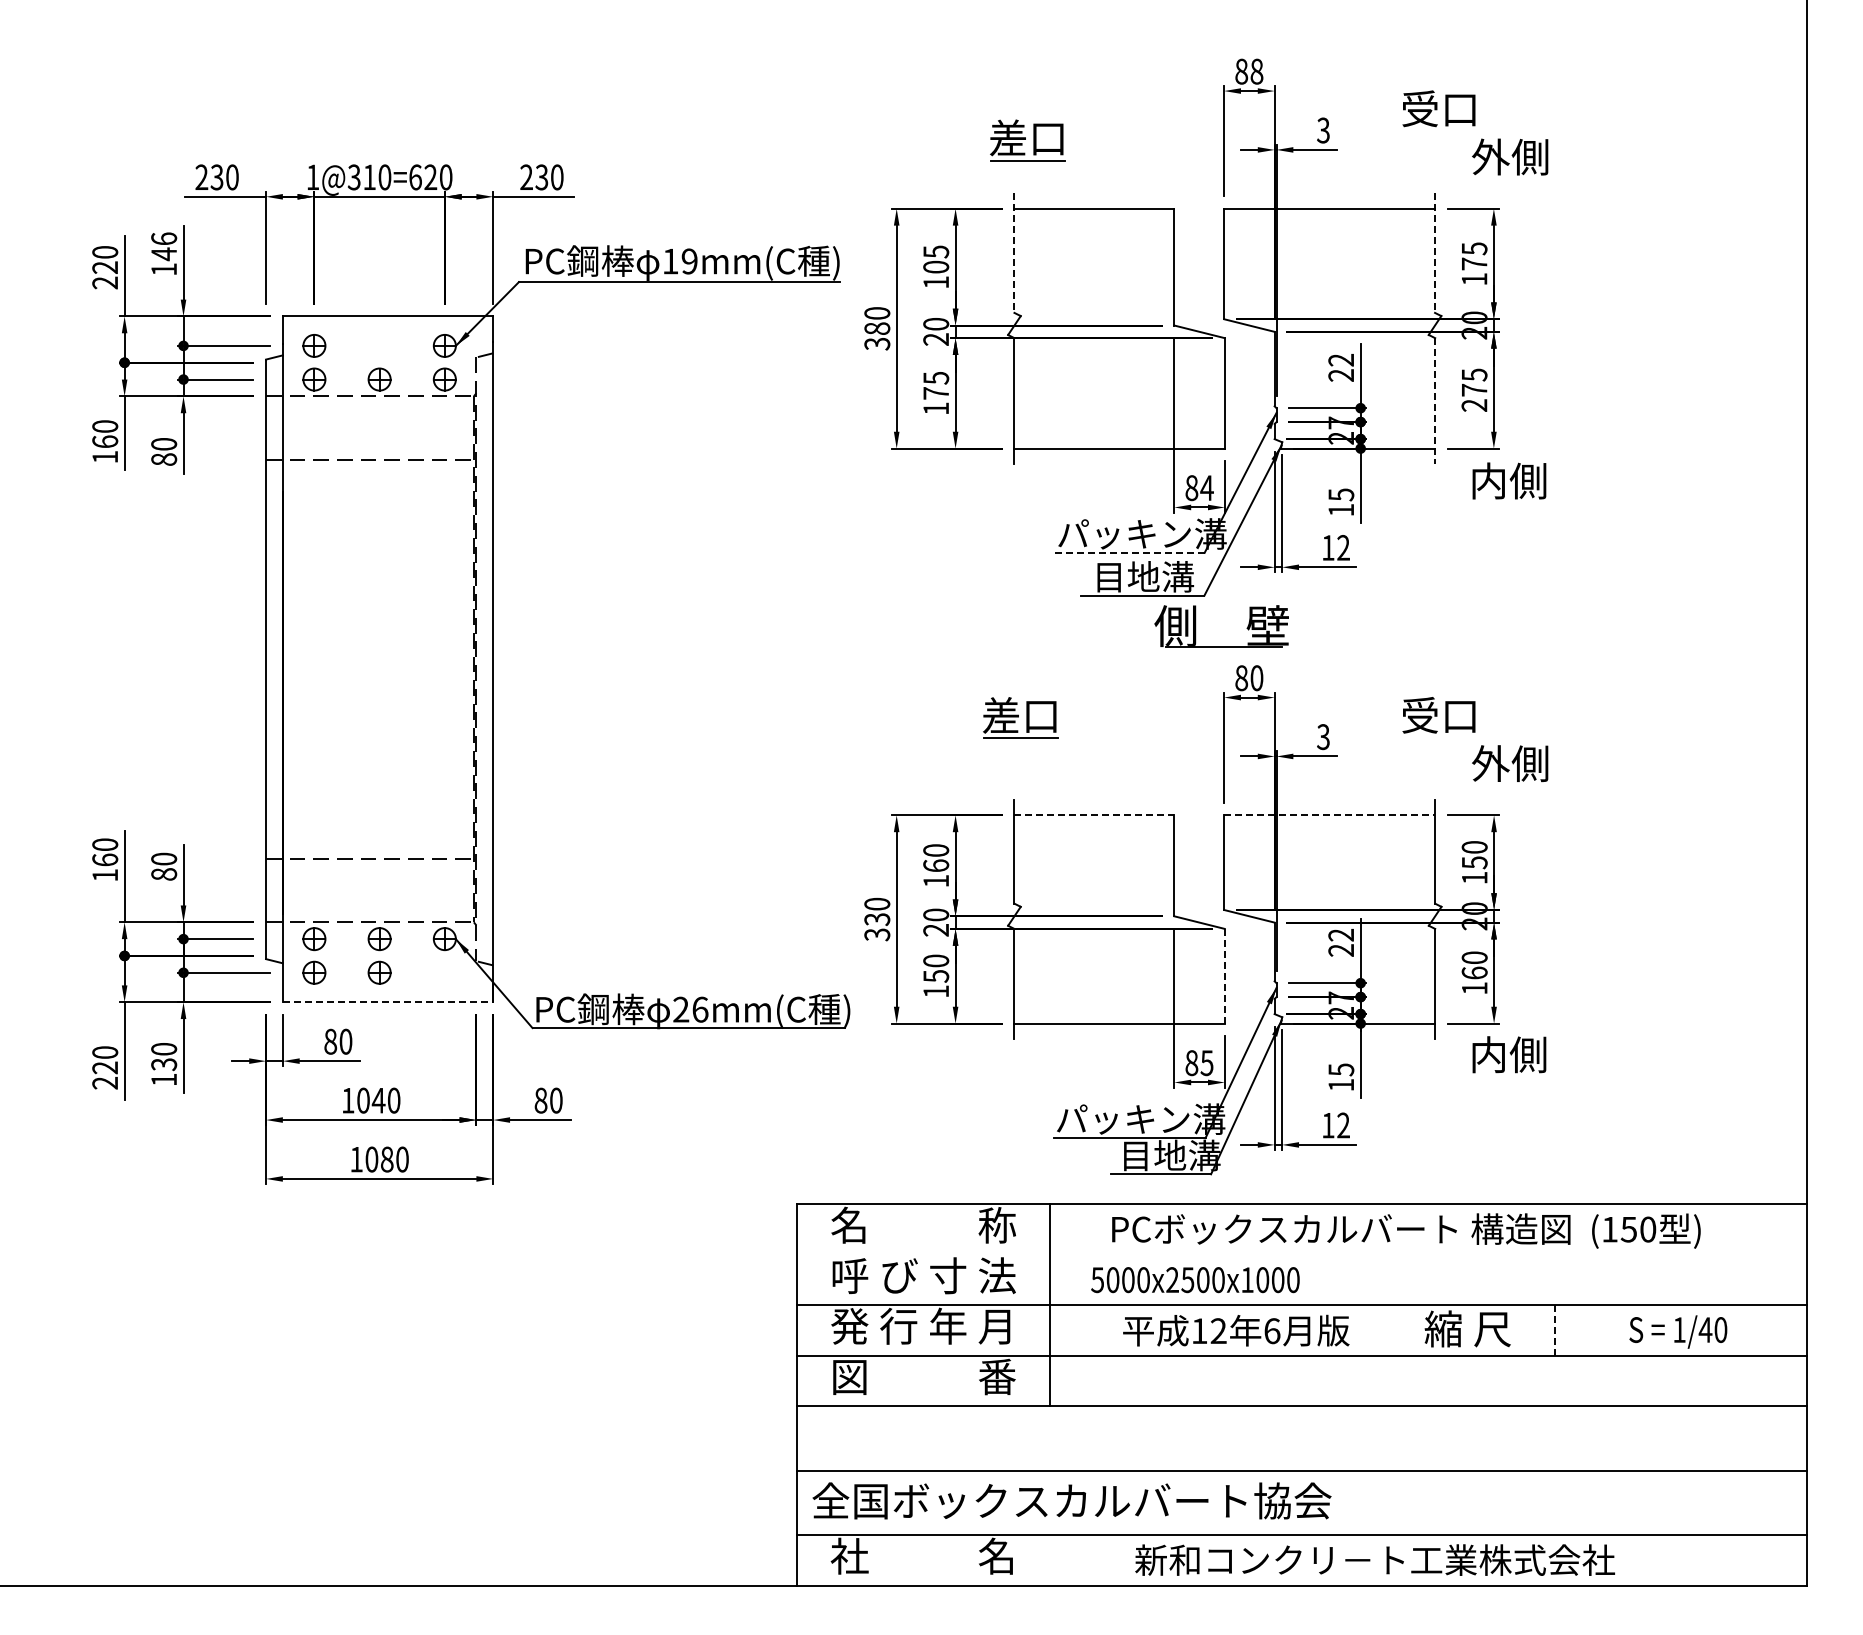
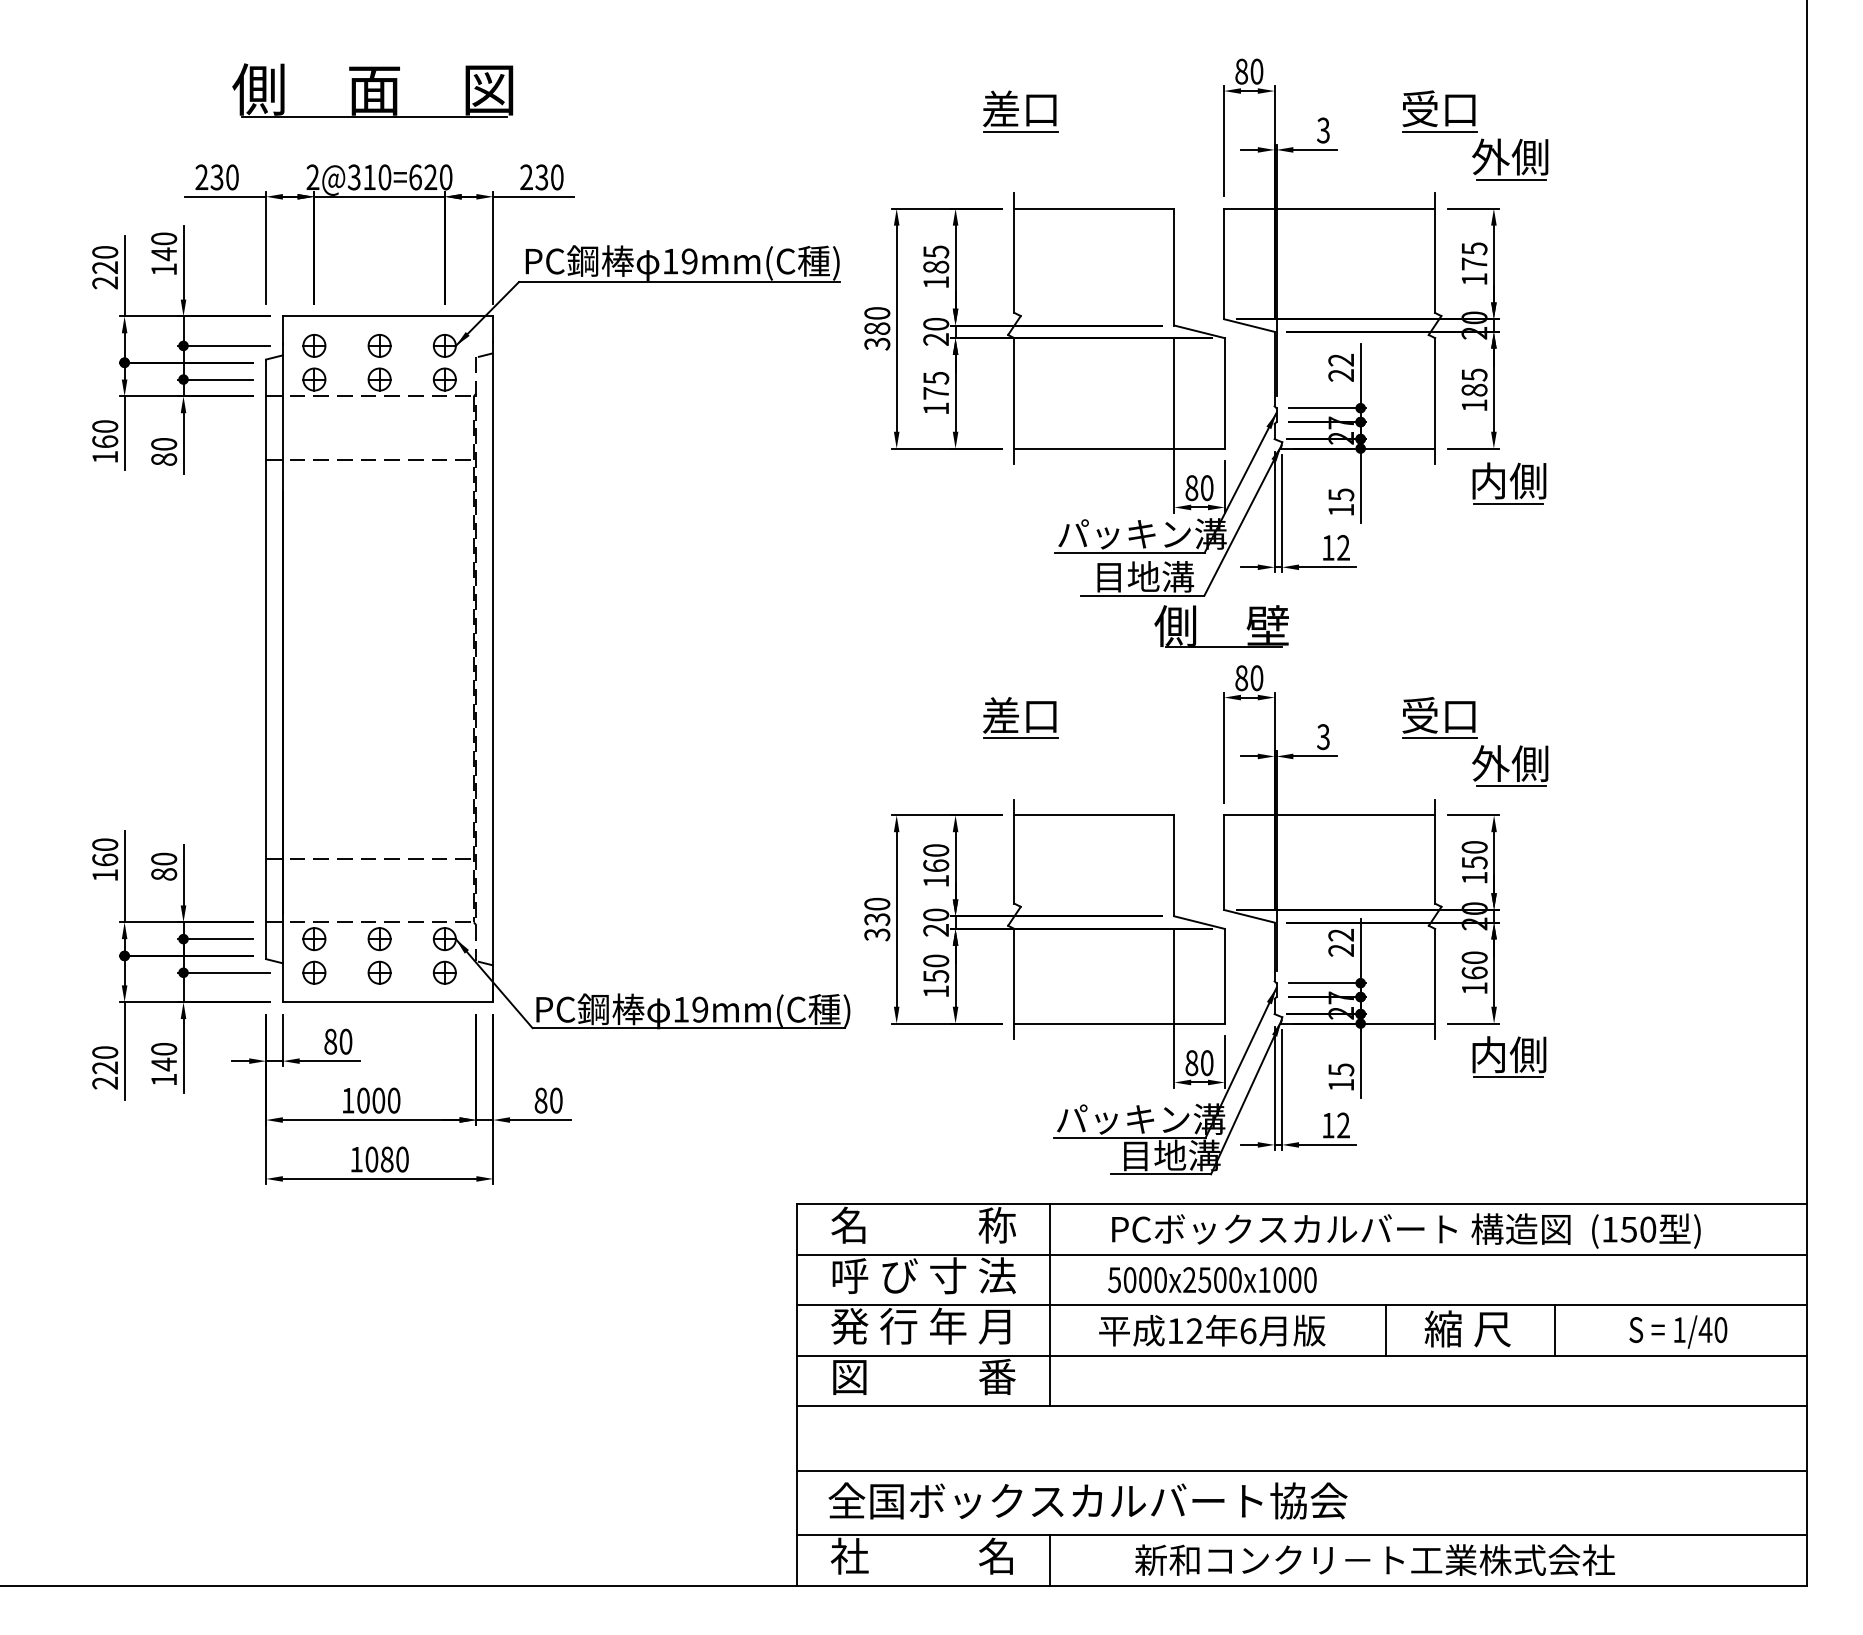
text: 88 -> 80 (1256, 71)
part: none -> present (372, 90)
line: none -> present (1440, 131)
part position: (1027, 140) -> (1020, 111) (1020, 111)
text: 1@310=620 -> 2@310=620 (312, 176)
line: none -> present (1511, 179)
text: 146 -> 140 (164, 238)
line: dashed -> solid (1014, 252)
line: dashed -> solid (1435, 252)
text: 105 -> 185 (936, 266)
part: none -> present (379, 345)
text: 275 -> 185 (1474, 397)
line: dashed -> solid (1435, 401)
text: 84 -> 80 (1206, 488)
line: none -> present (1508, 503)
line: dashed -> solid (1130, 552)
line: none -> present (1440, 738)
line: none -> present (1511, 786)
line: dashed -> solid (1094, 815)
line: dashed -> solid (1329, 815)
part: none -> present (444, 972)
line: dashed -> solid (1224, 976)
line: dashed -> solid (388, 1002)
text: 26mm(C -> 19mm(C (690, 1009)
text: 85 -> 80 (1206, 1063)
text: 130 -> 140 (164, 1064)
line: none -> present (1508, 1077)
text: 1040 -> 1000 (378, 1100)
line: none -> present (1302, 1254)
text position: (1195, 1280) -> (1212, 1280) (1212, 1280)
text position: (1236, 1330) -> (1212, 1330) (1212, 1330)
line: none -> present (1386, 1330)
line: dashed -> solid (1554, 1331)
text position: (1071, 1500) -> (1087, 1500) (1087, 1500)
line: none -> present (1049, 1560)
